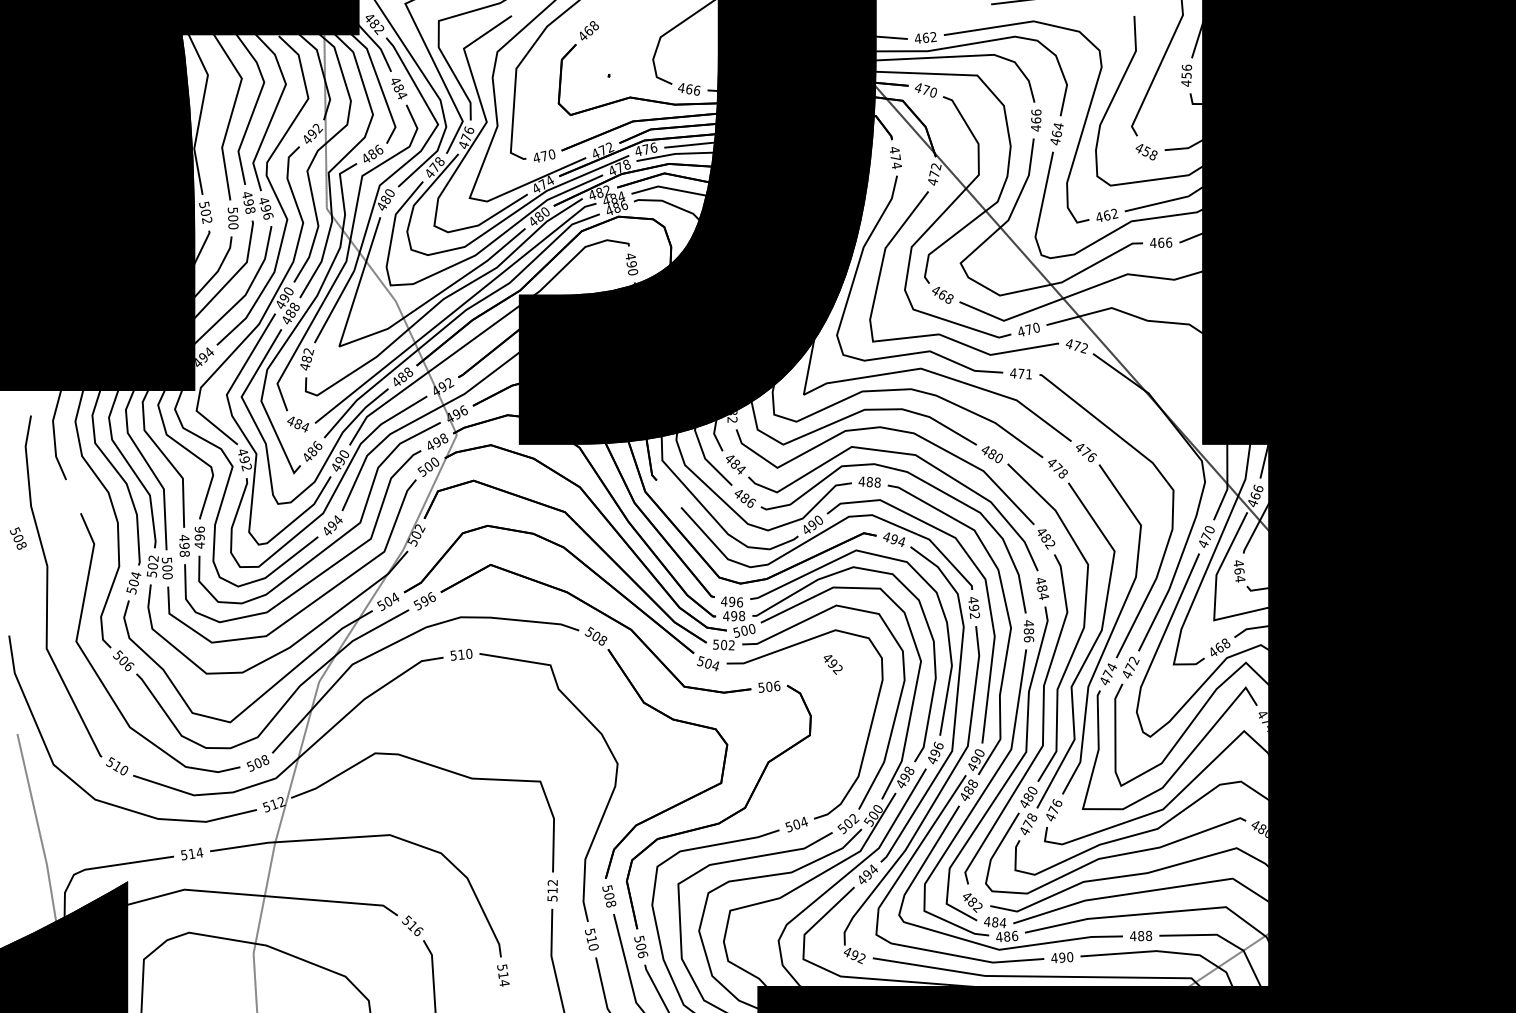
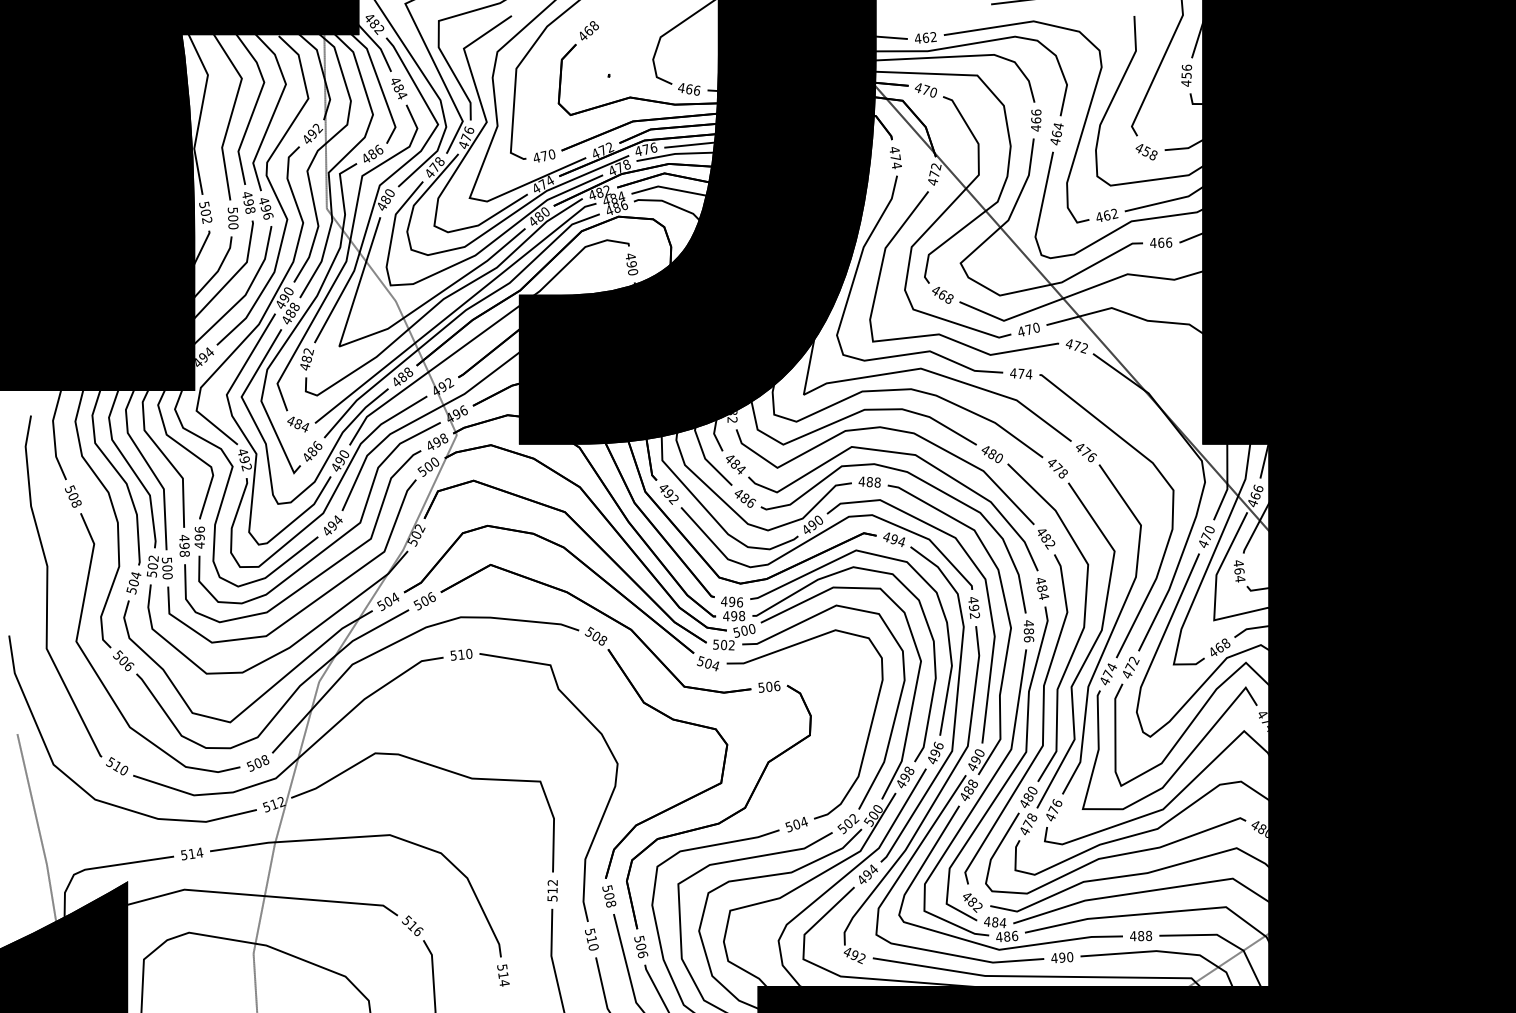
text: 471 -> 474 (1028, 374)
text position: (18, 538) -> (73, 496) (73, 496)
text: 596 -> 506 (424, 601)
text position: (832, 664) -> (668, 494) (668, 494)
